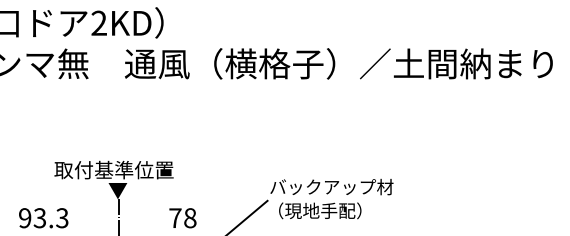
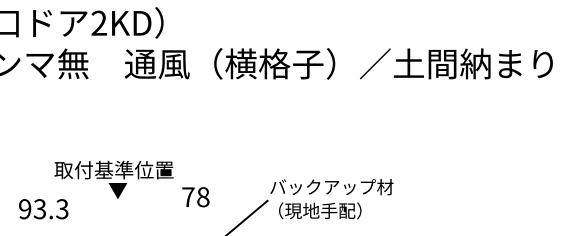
line: present -> none (118, 215)
text position: (43, 218) -> (43, 209) (43, 209)
text position: (182, 218) -> (195, 197) (195, 197)
